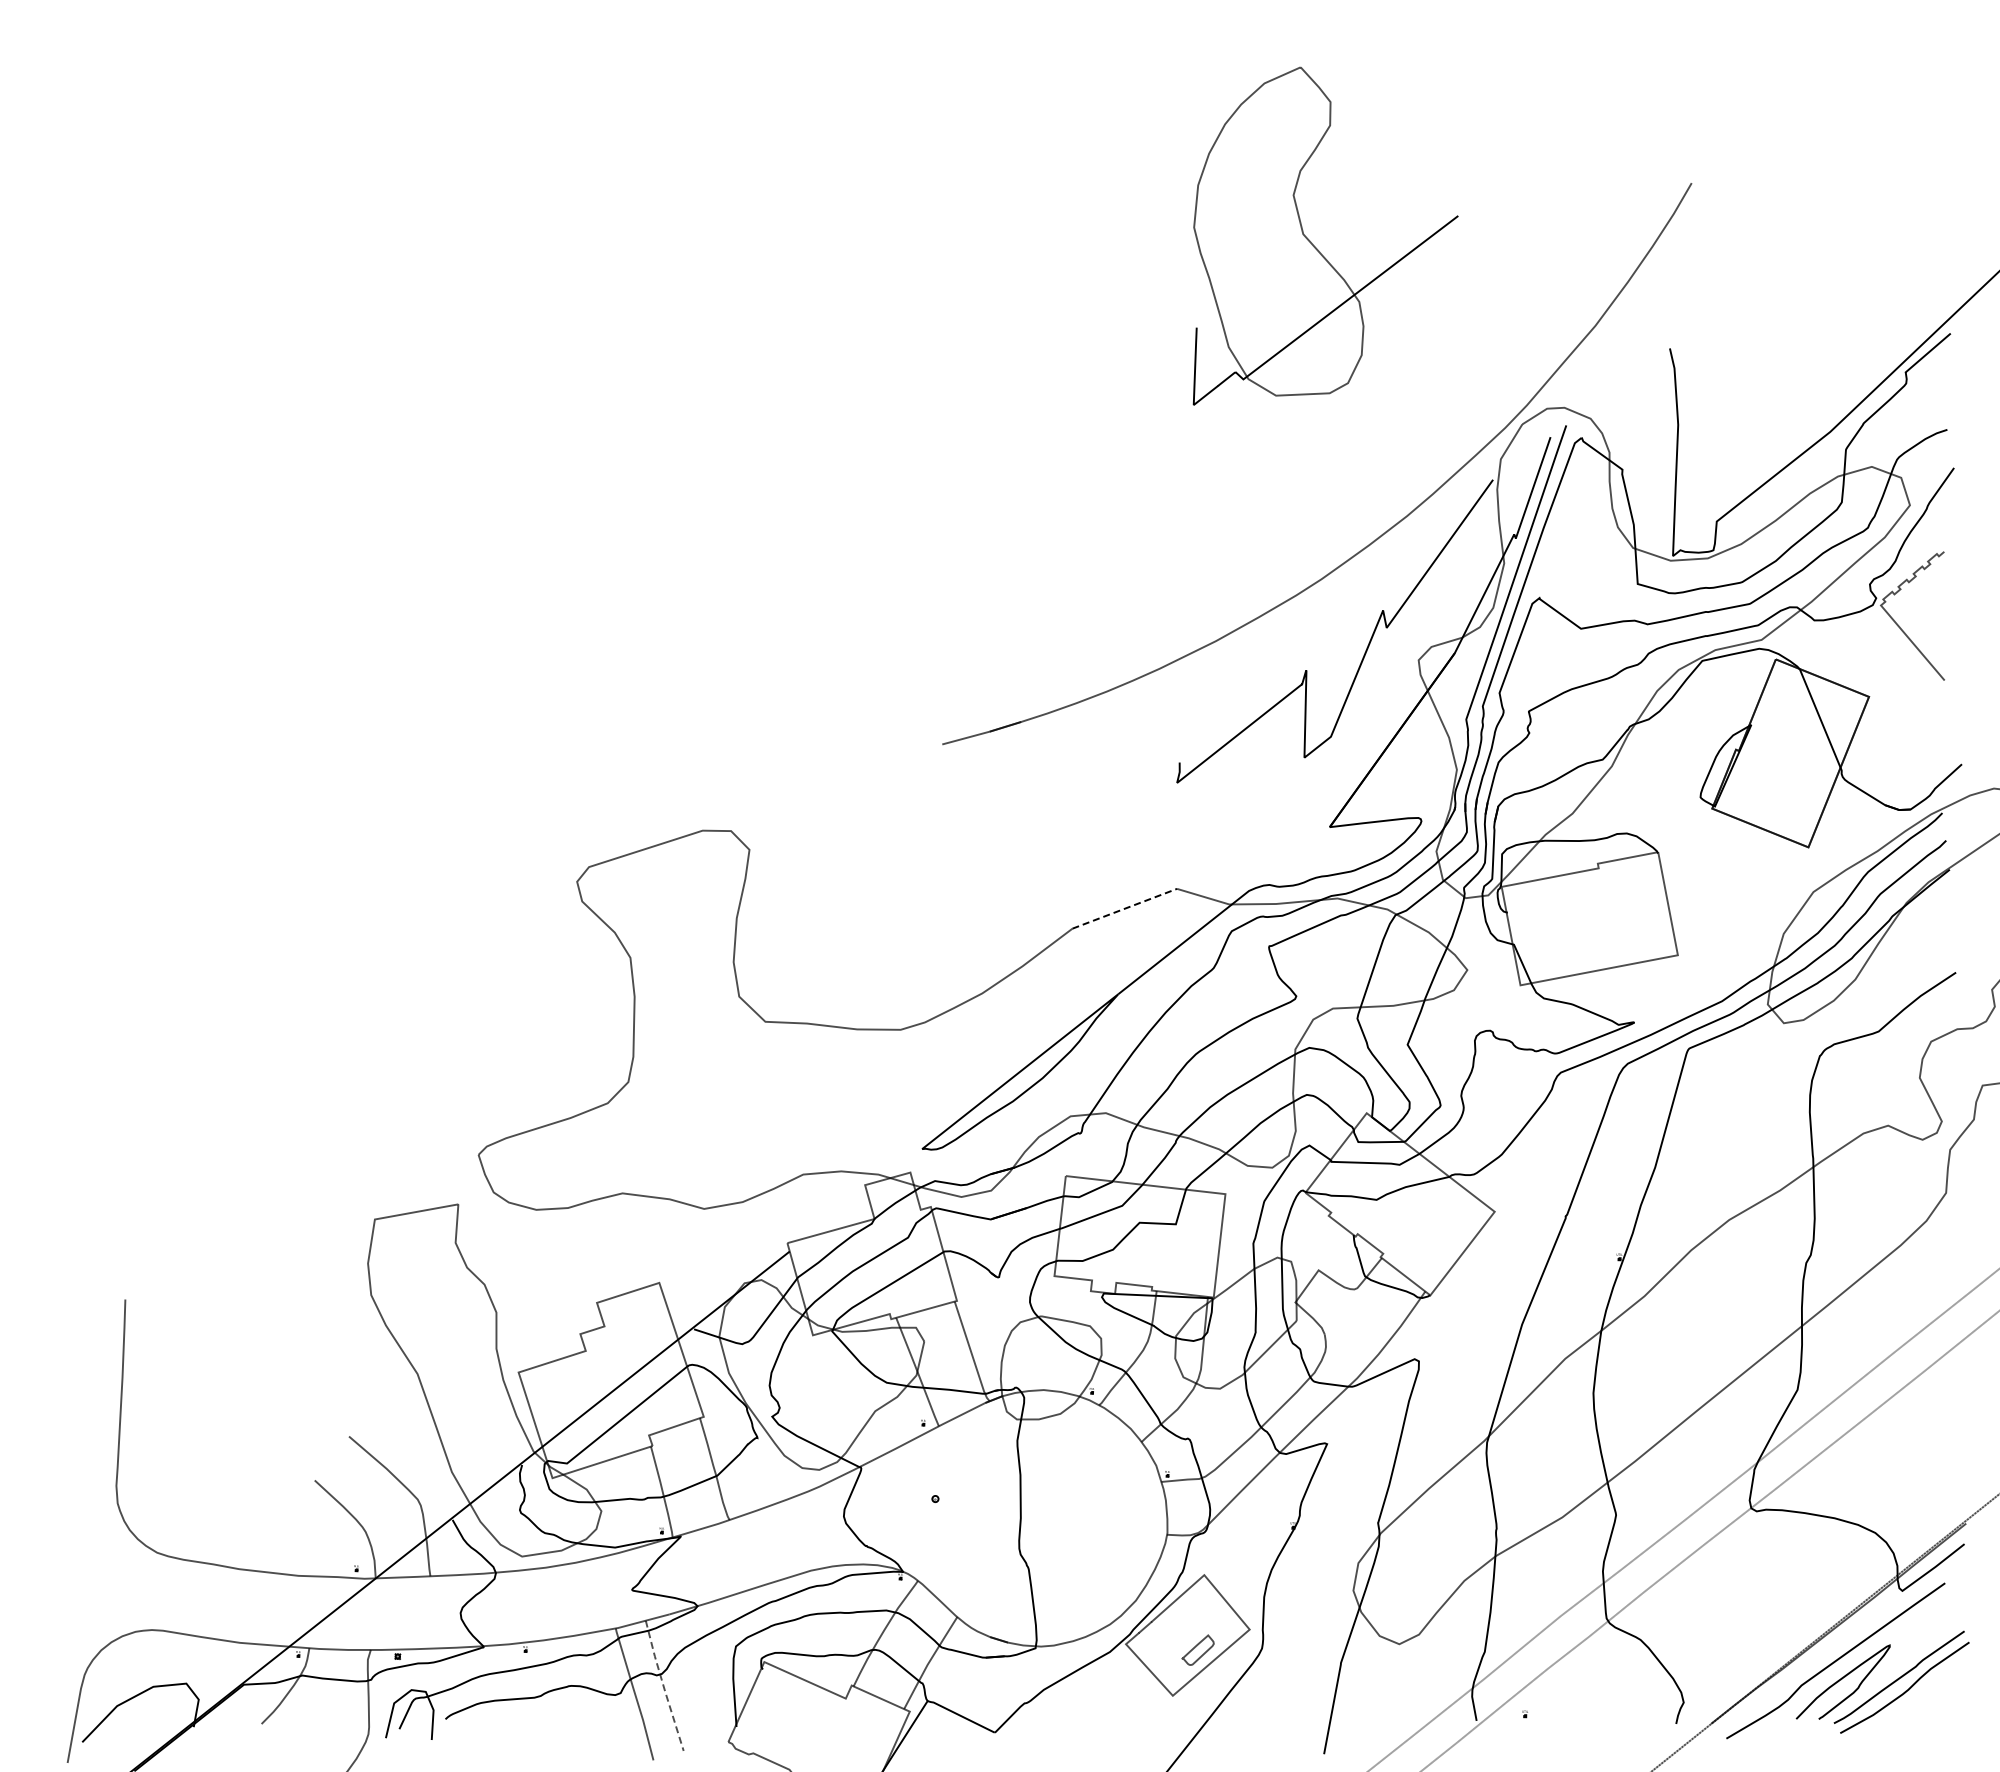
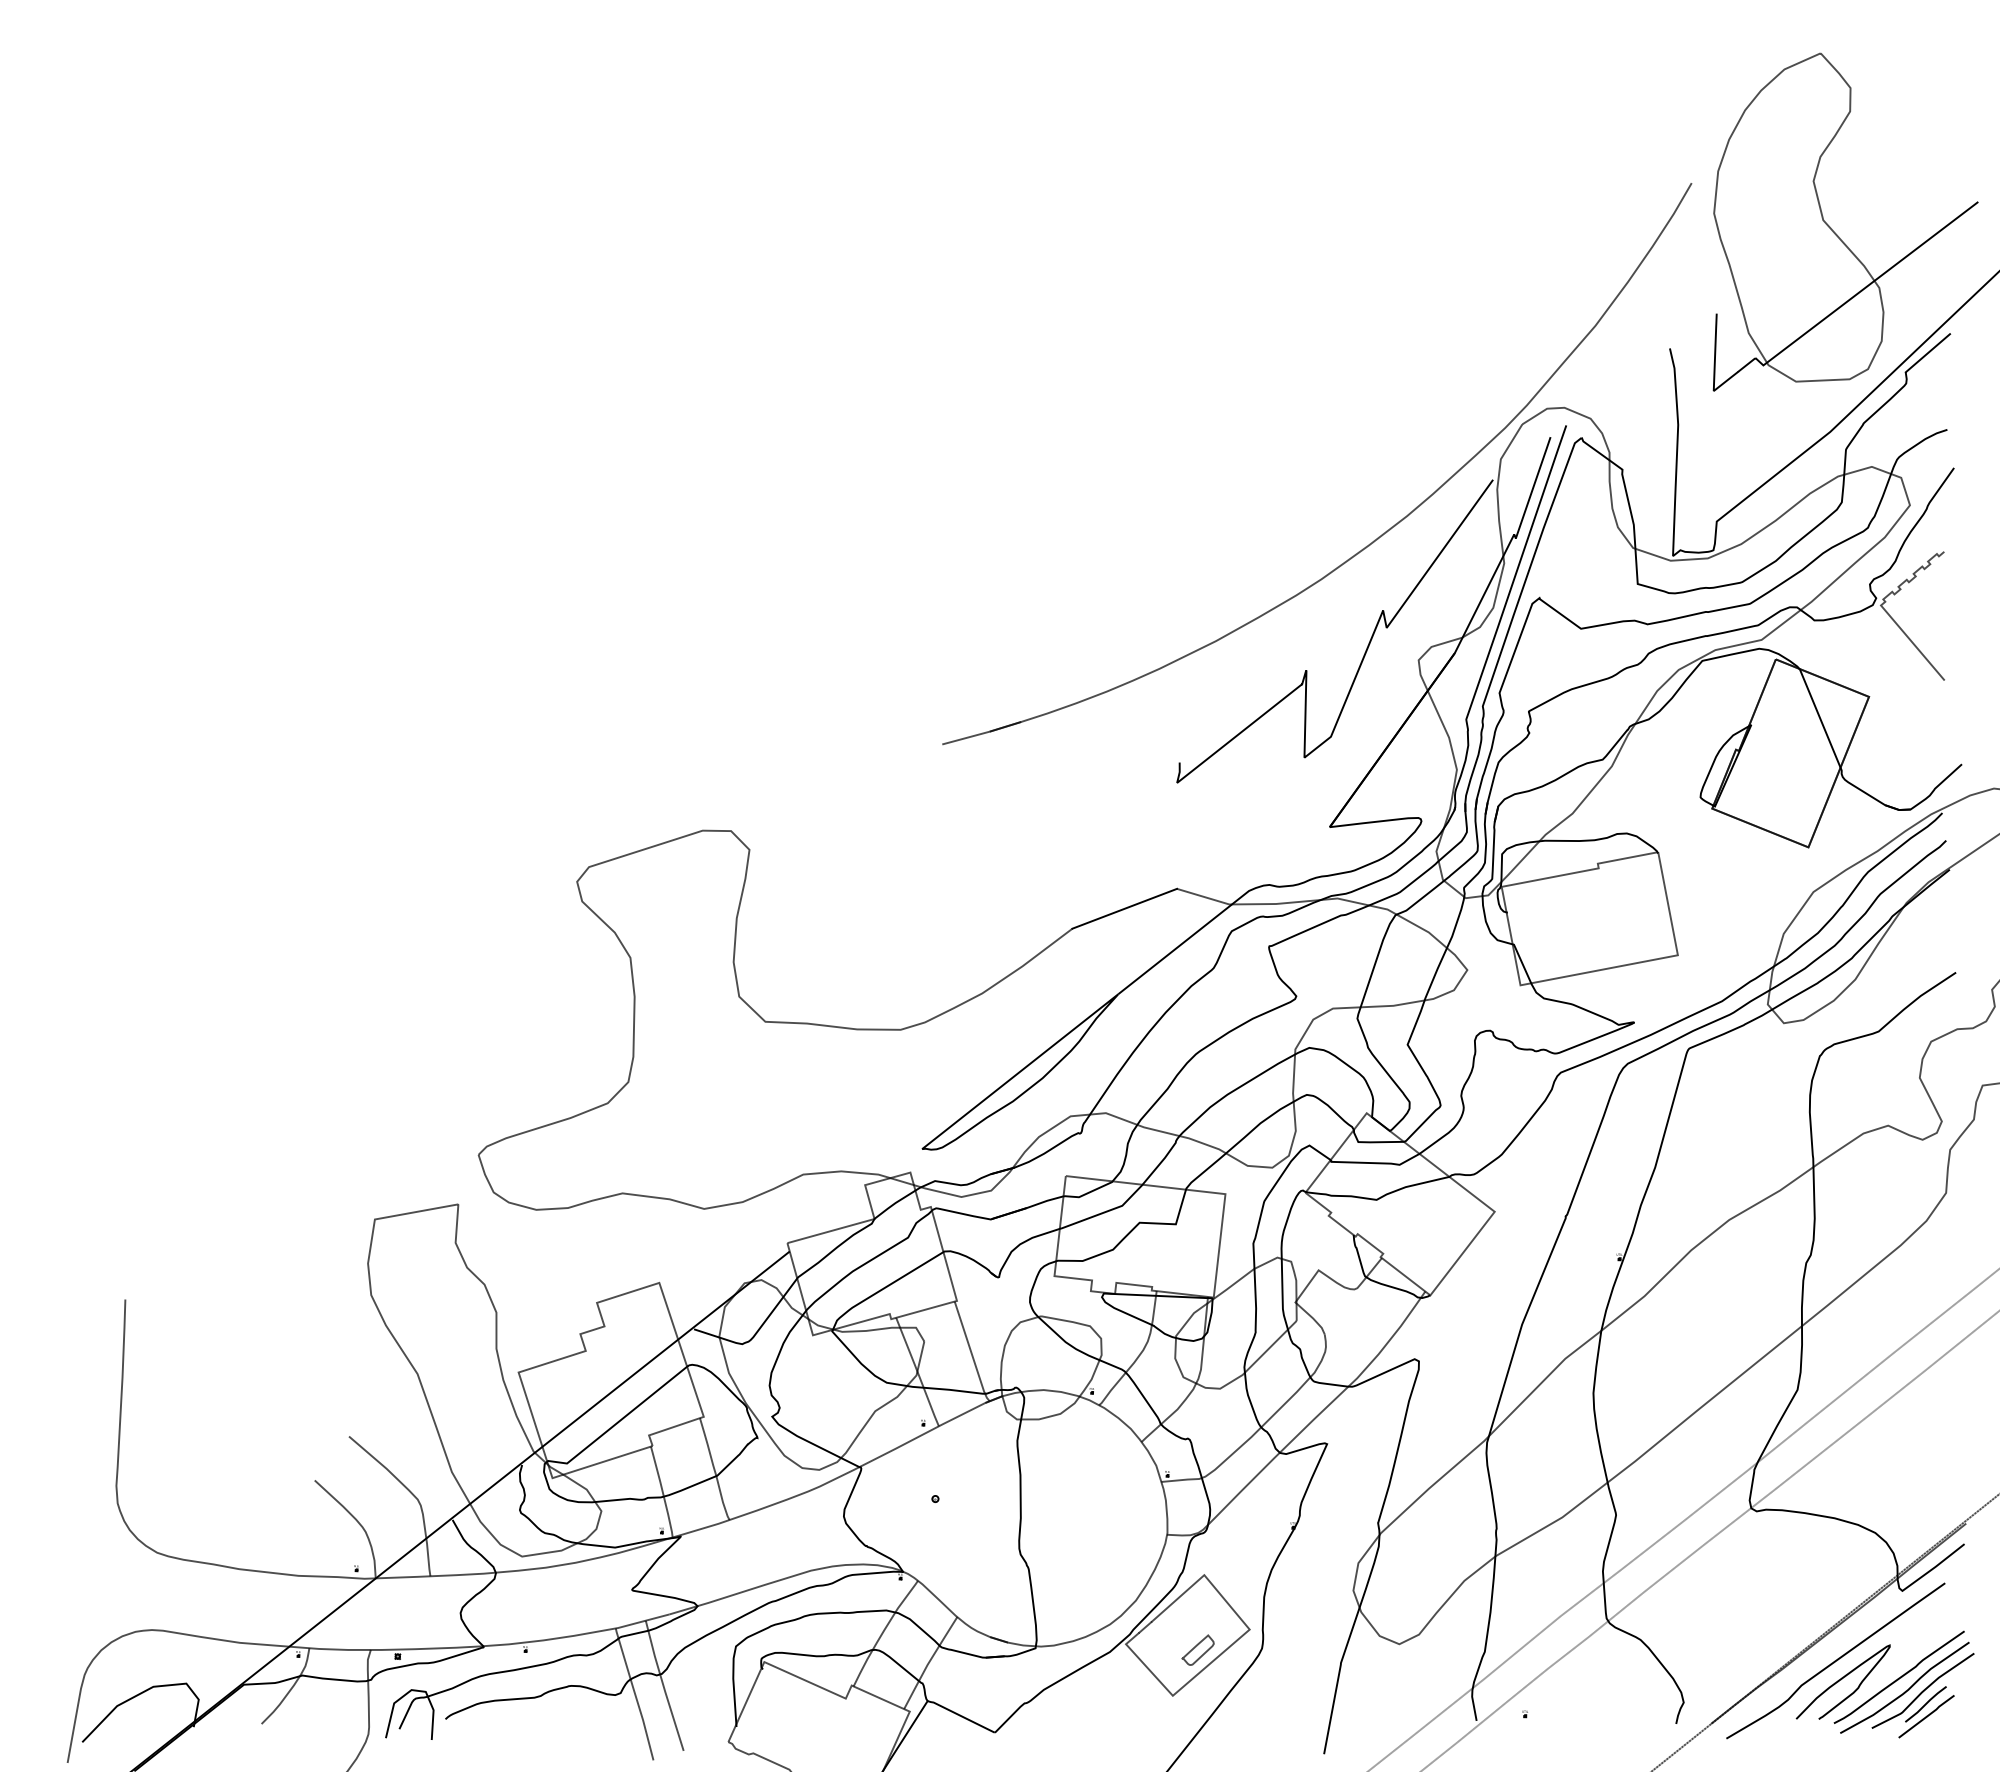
part position: (1314, 245) -> (1834, 231) (1834, 231)
line: dashed -> solid (1124, 908)
line: dashed -> solid (663, 1686)
part: none -> present (1922, 1695)
